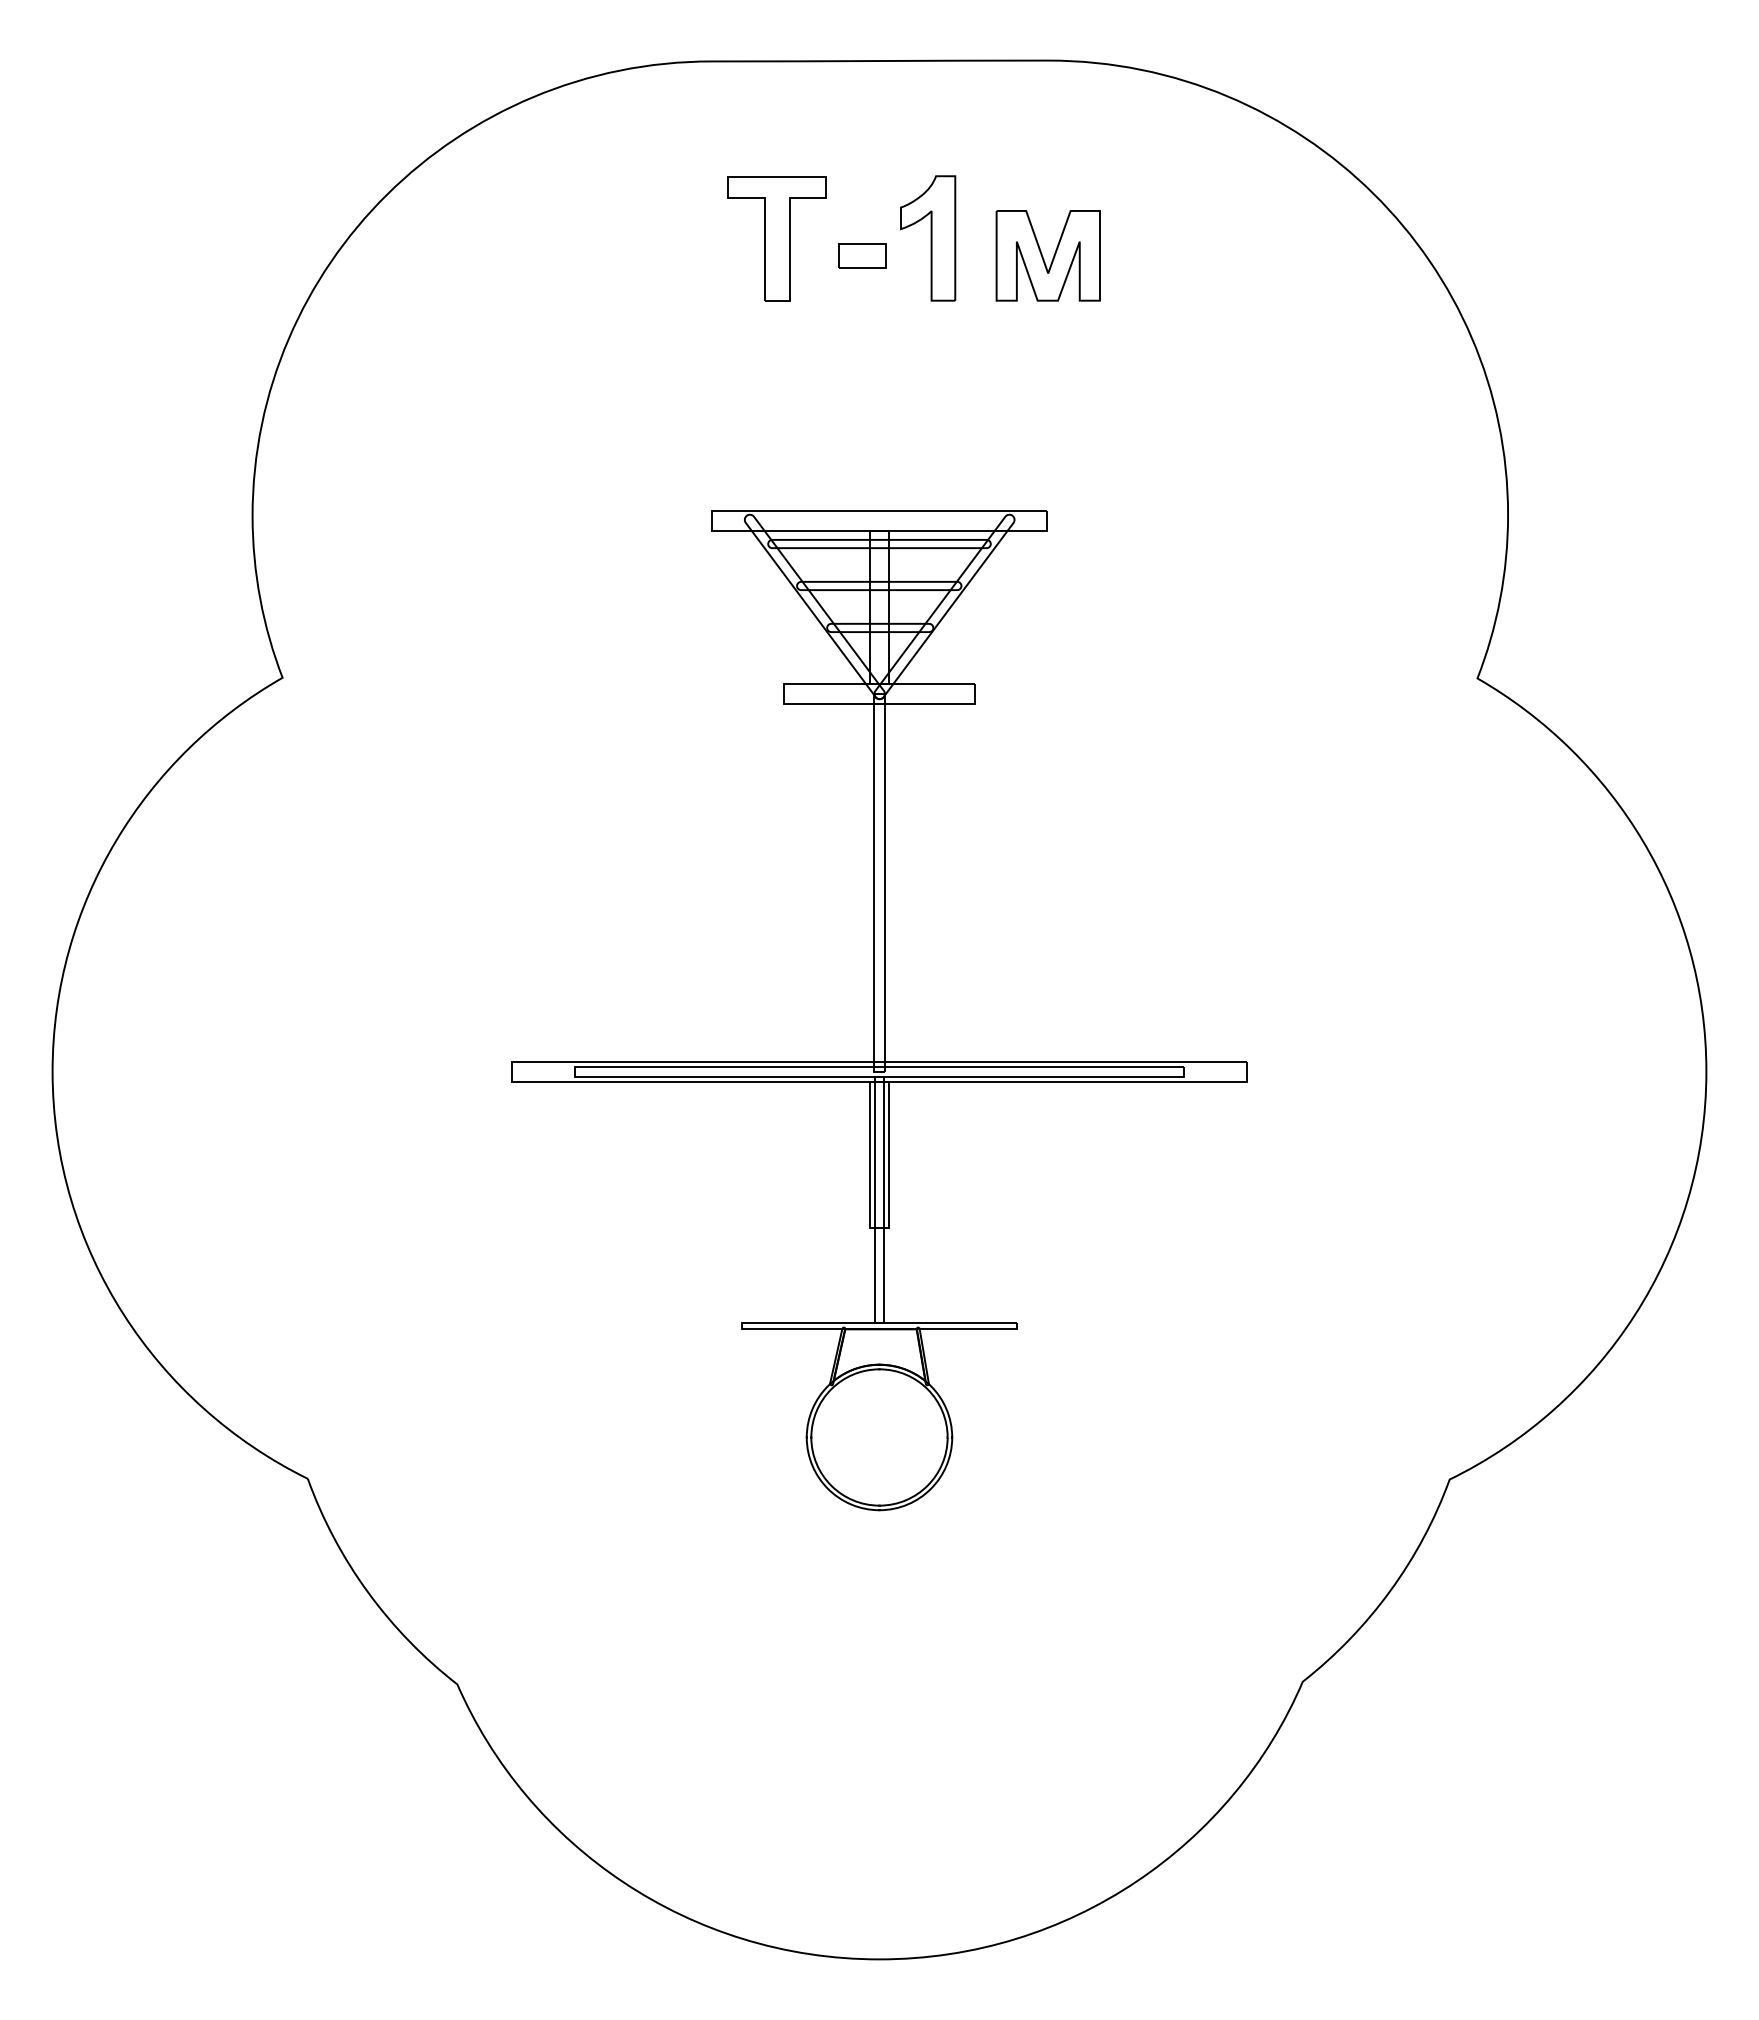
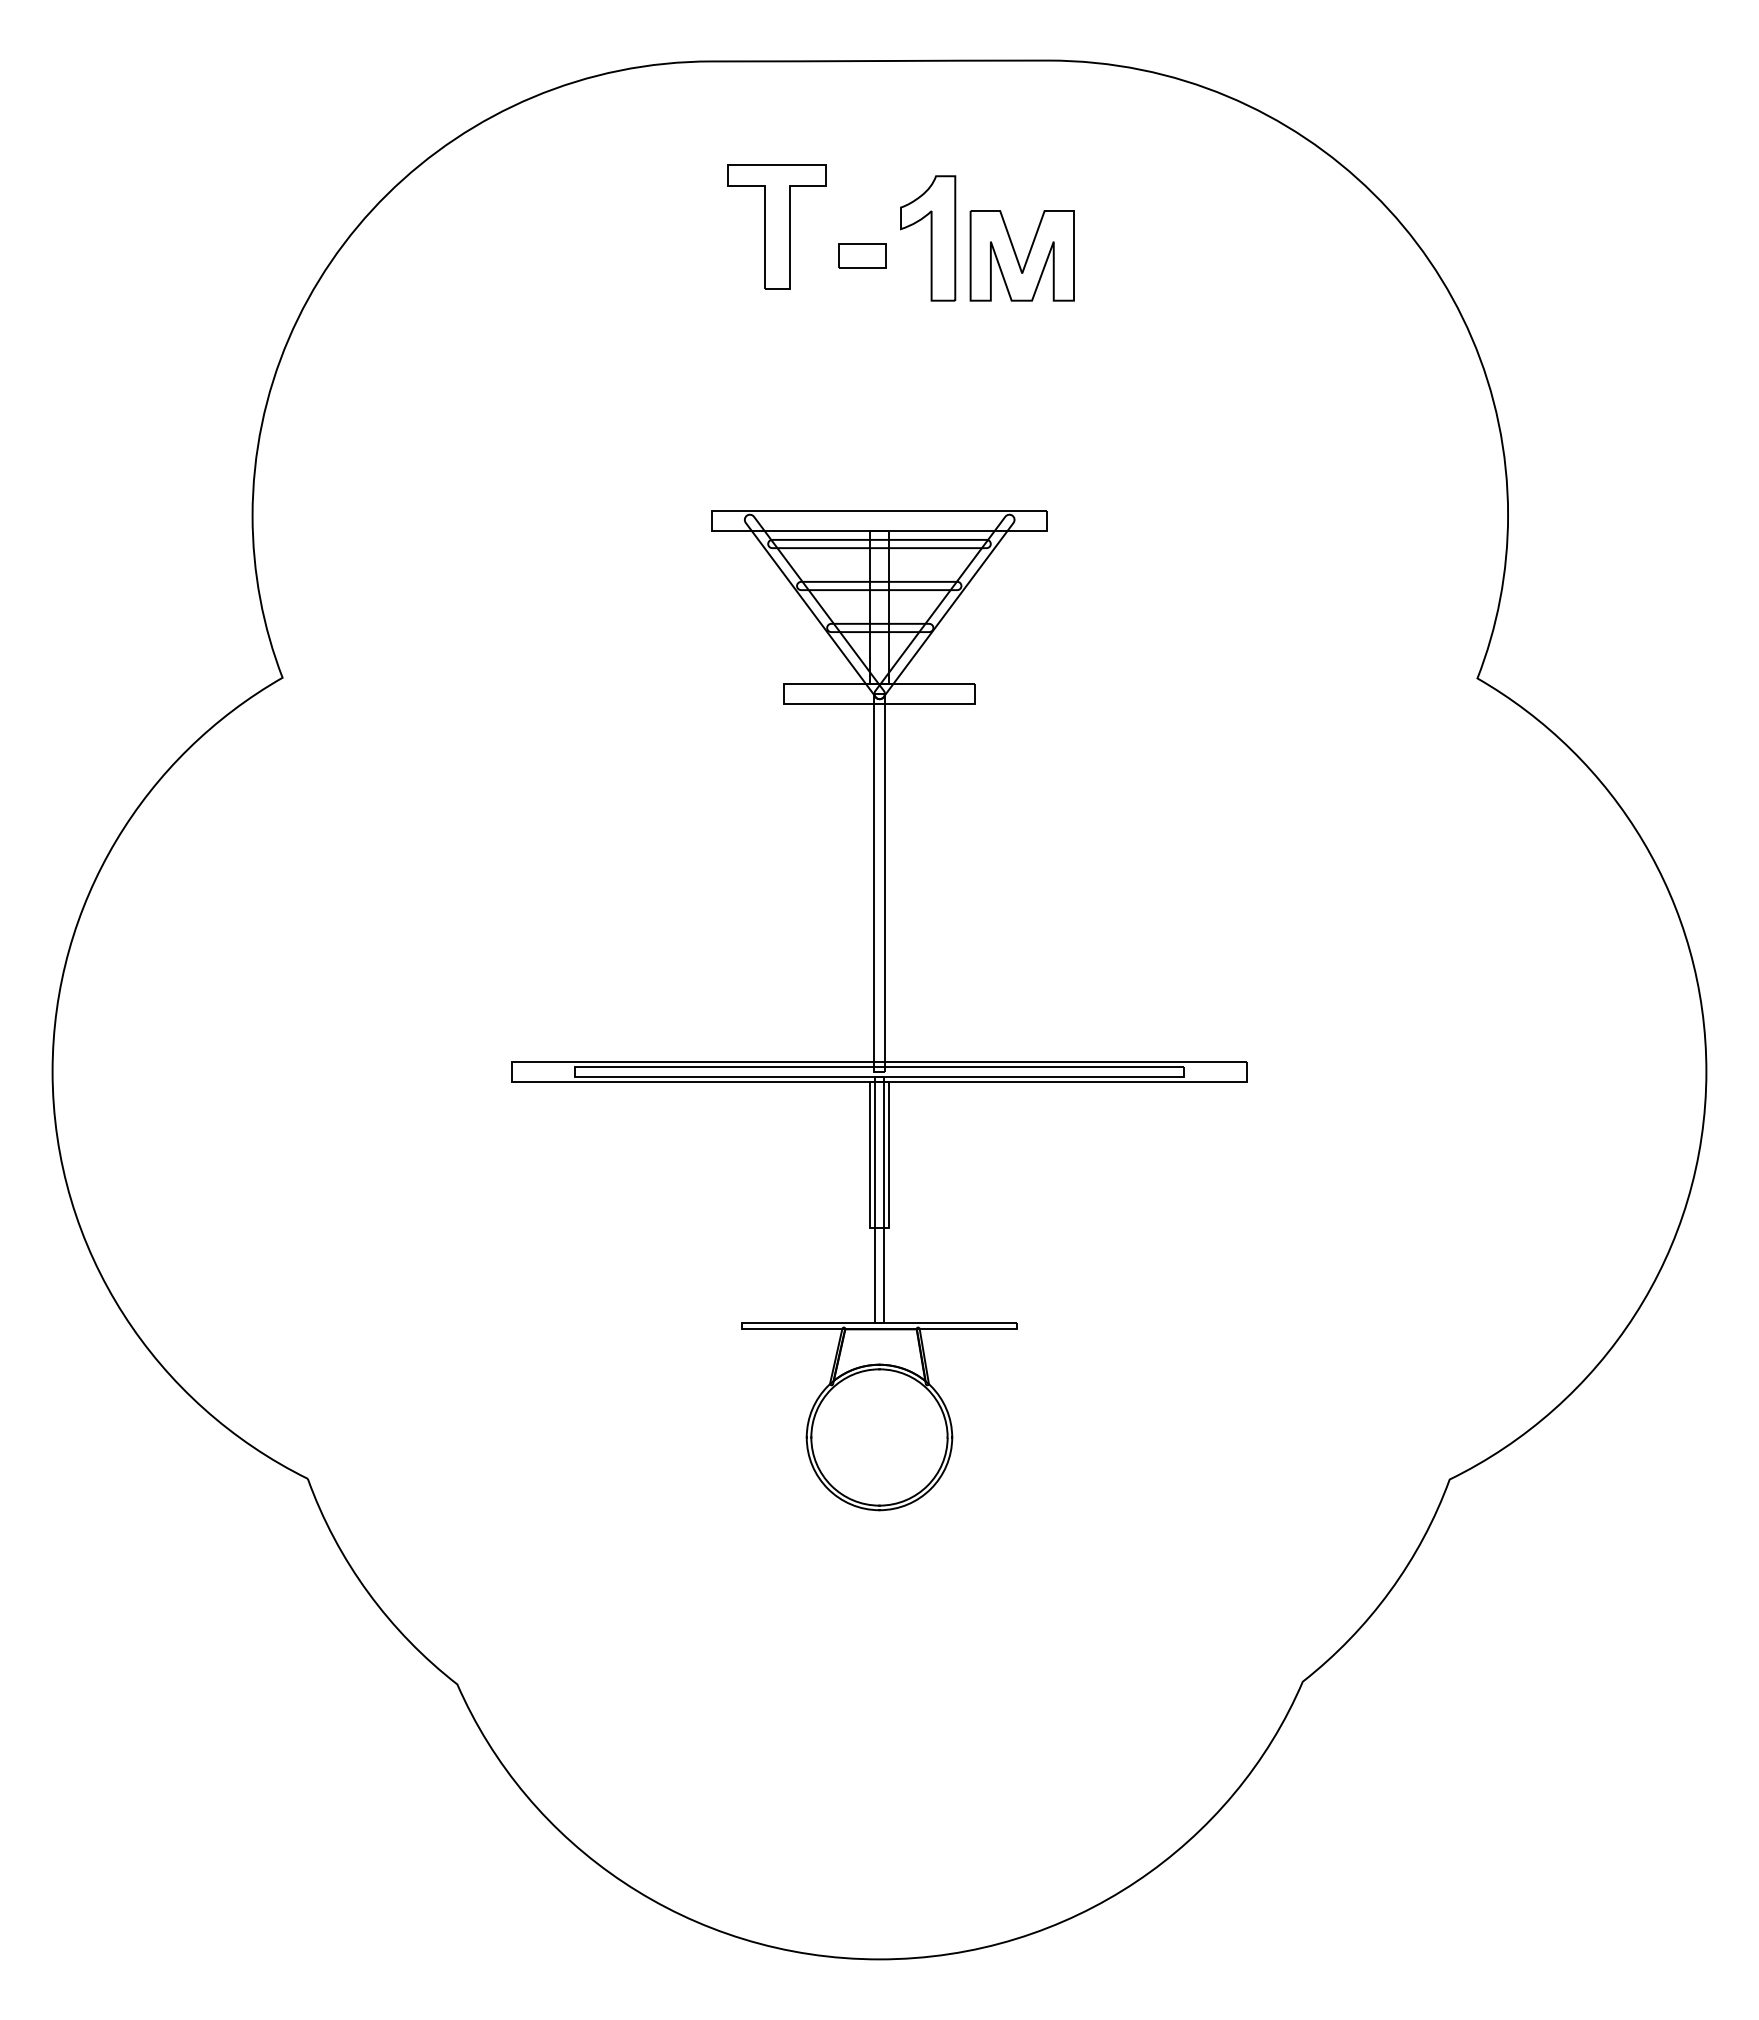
part position: (776, 238) -> (776, 226) (776, 226)
part position: (1047, 255) -> (1021, 255) (1021, 255)
